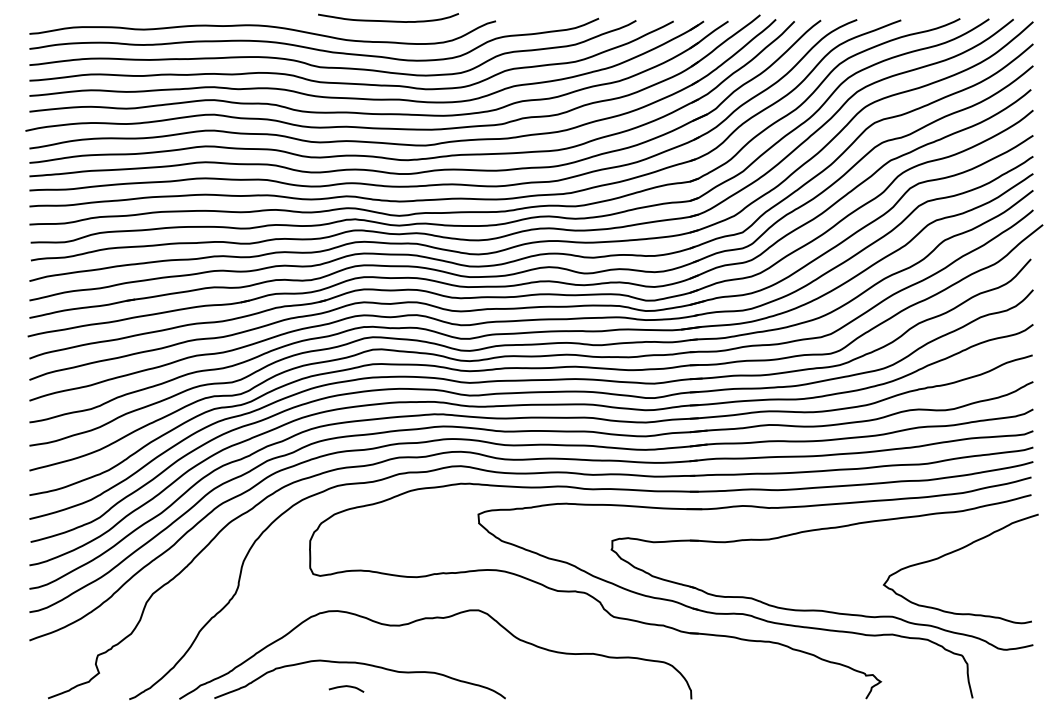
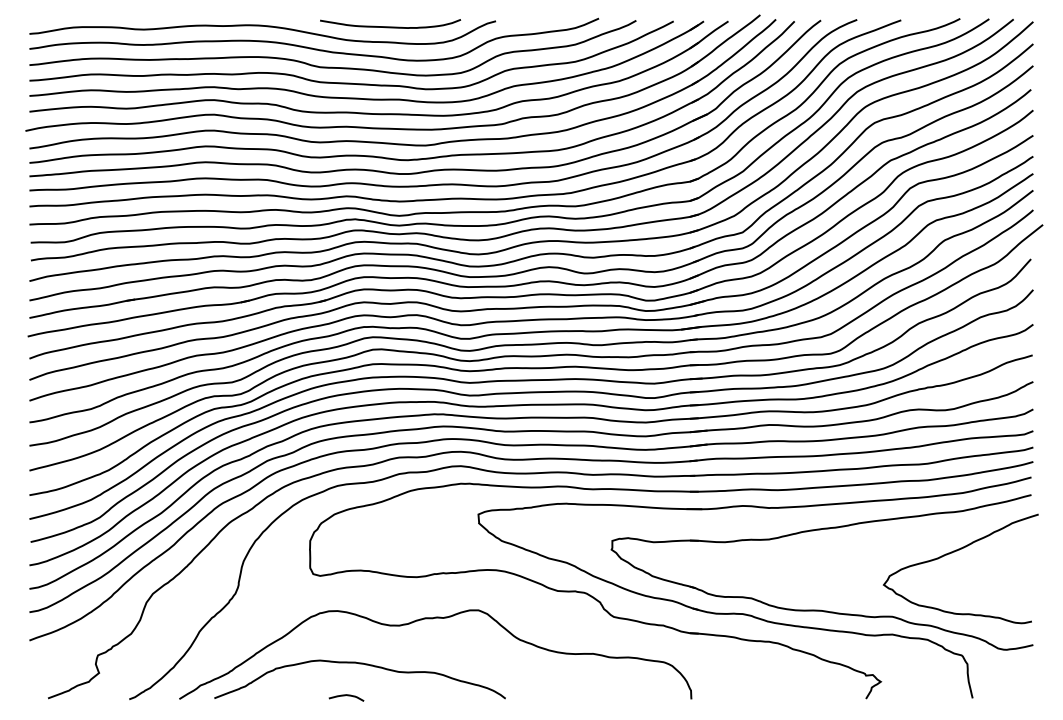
curve position: (388, 20) -> (390, 26) (390, 26)
curve position: (345, 687) -> (345, 696) (345, 696)
